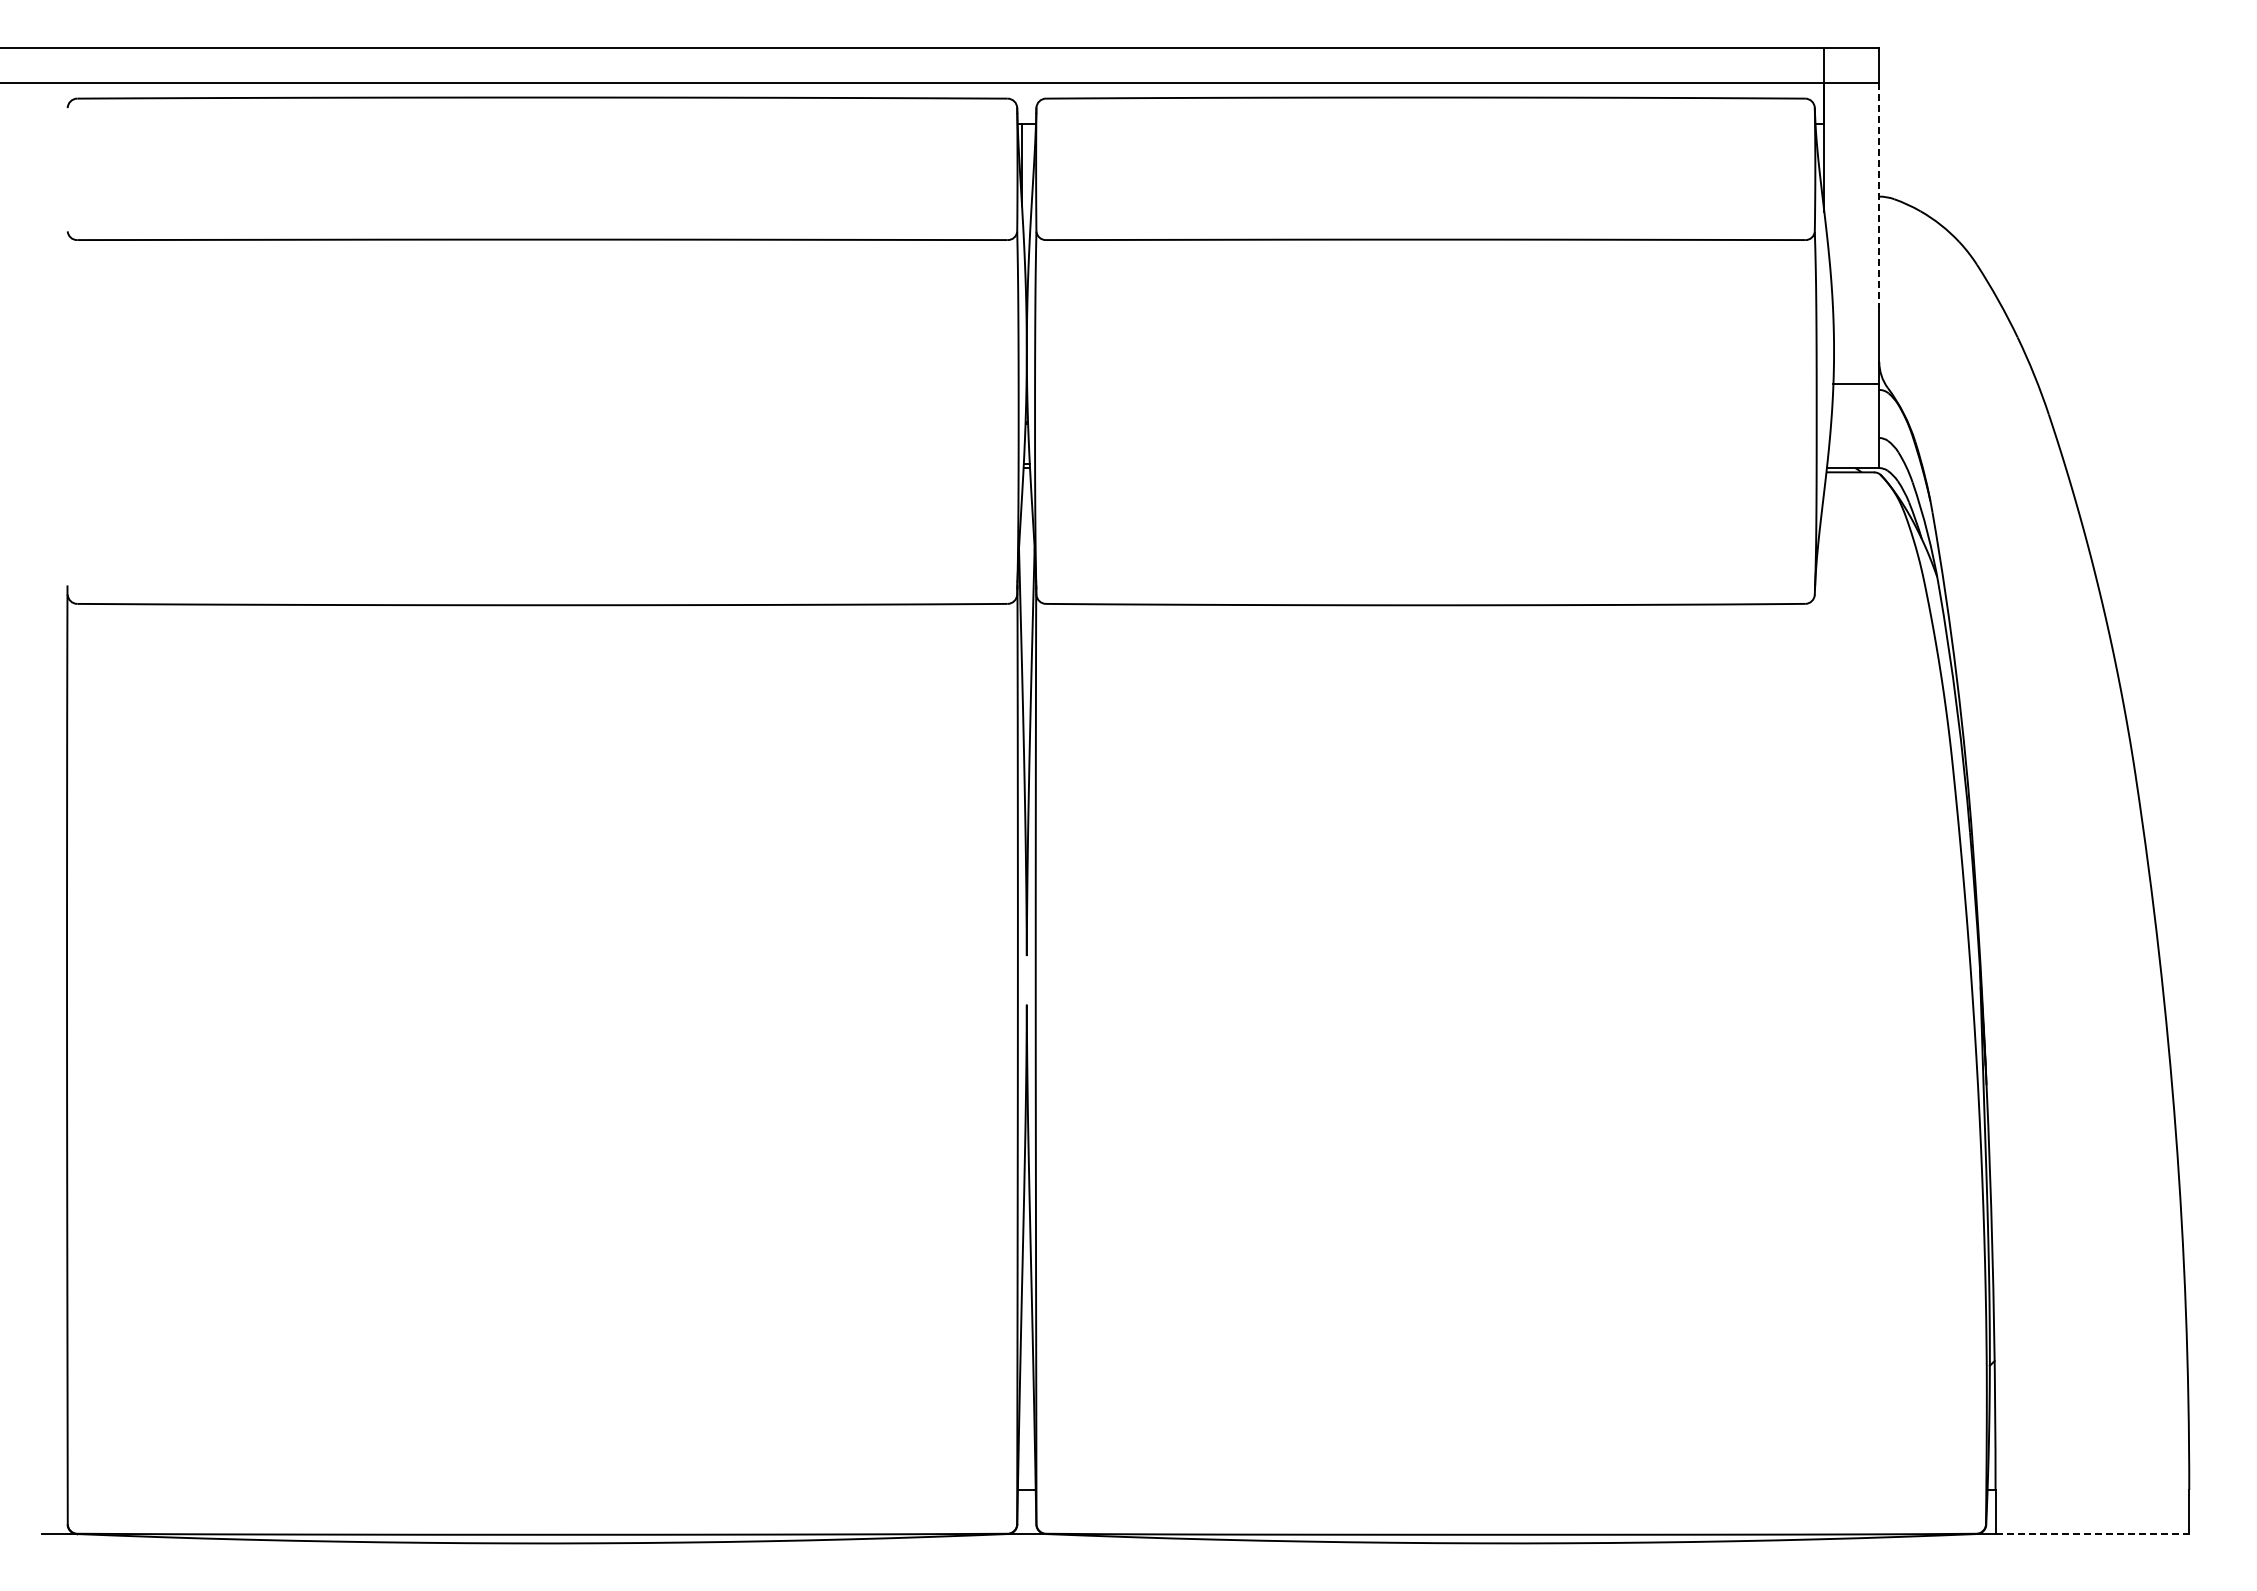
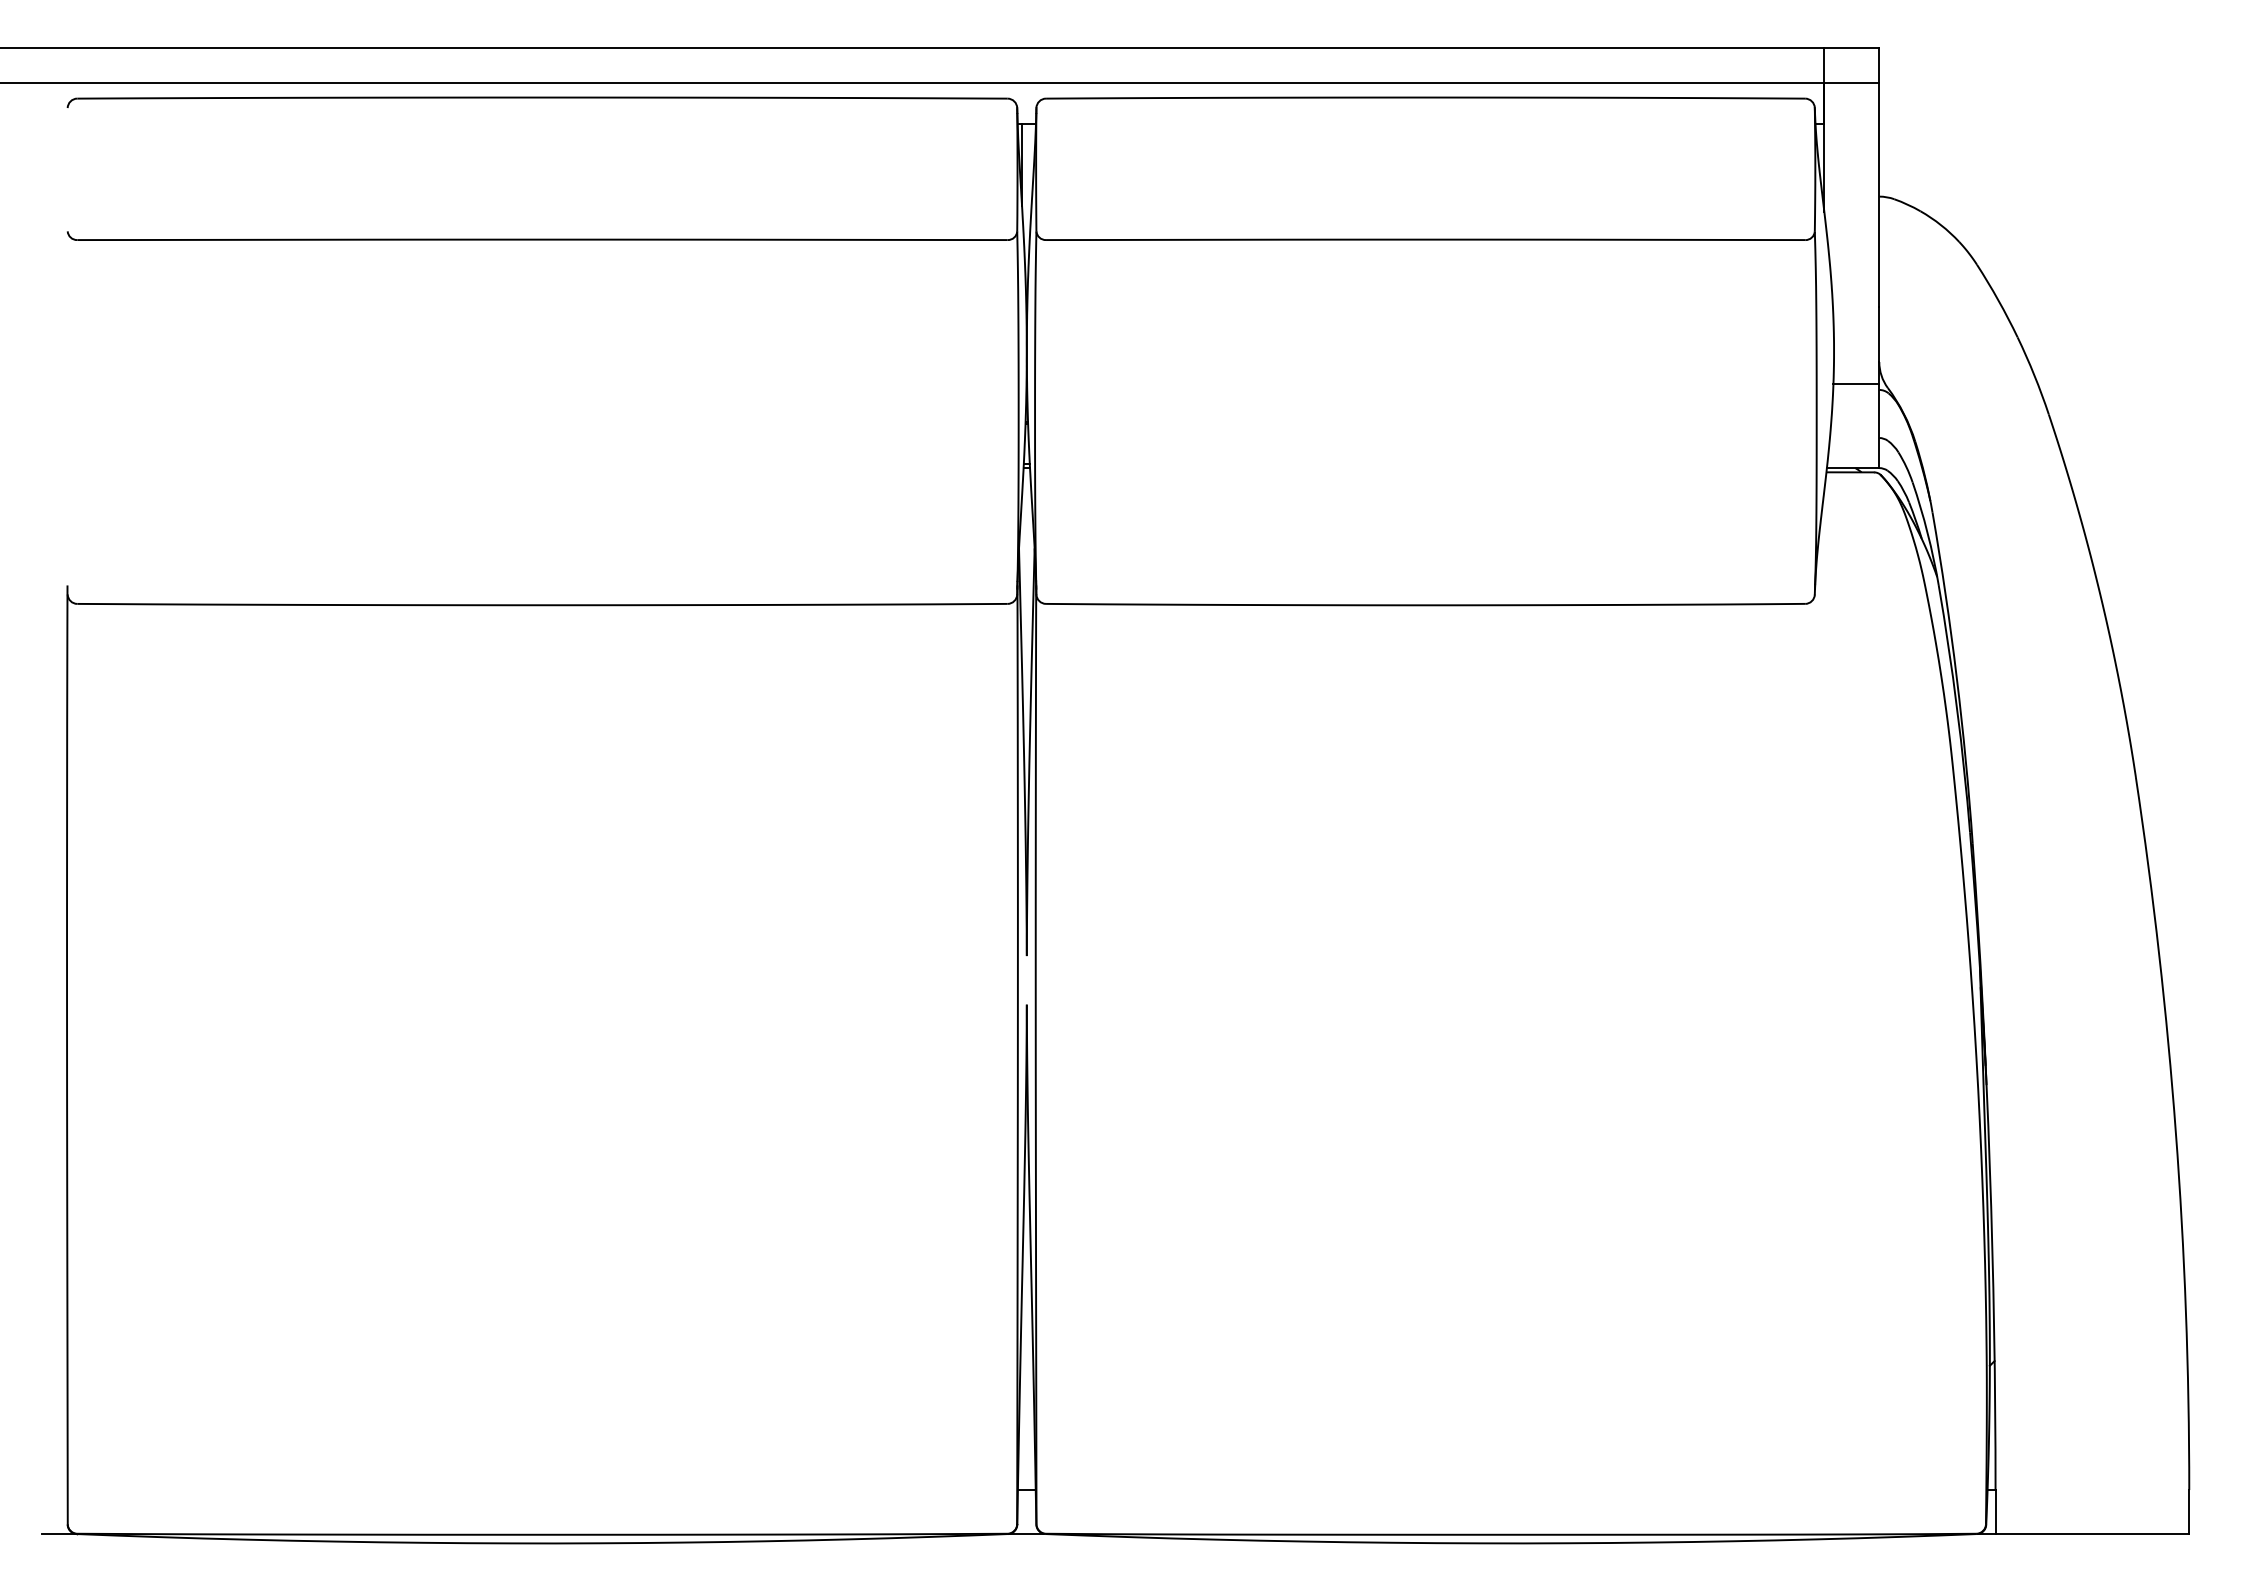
line: dashed -> solid (1879, 195)
line: dashed -> solid (2092, 1533)
